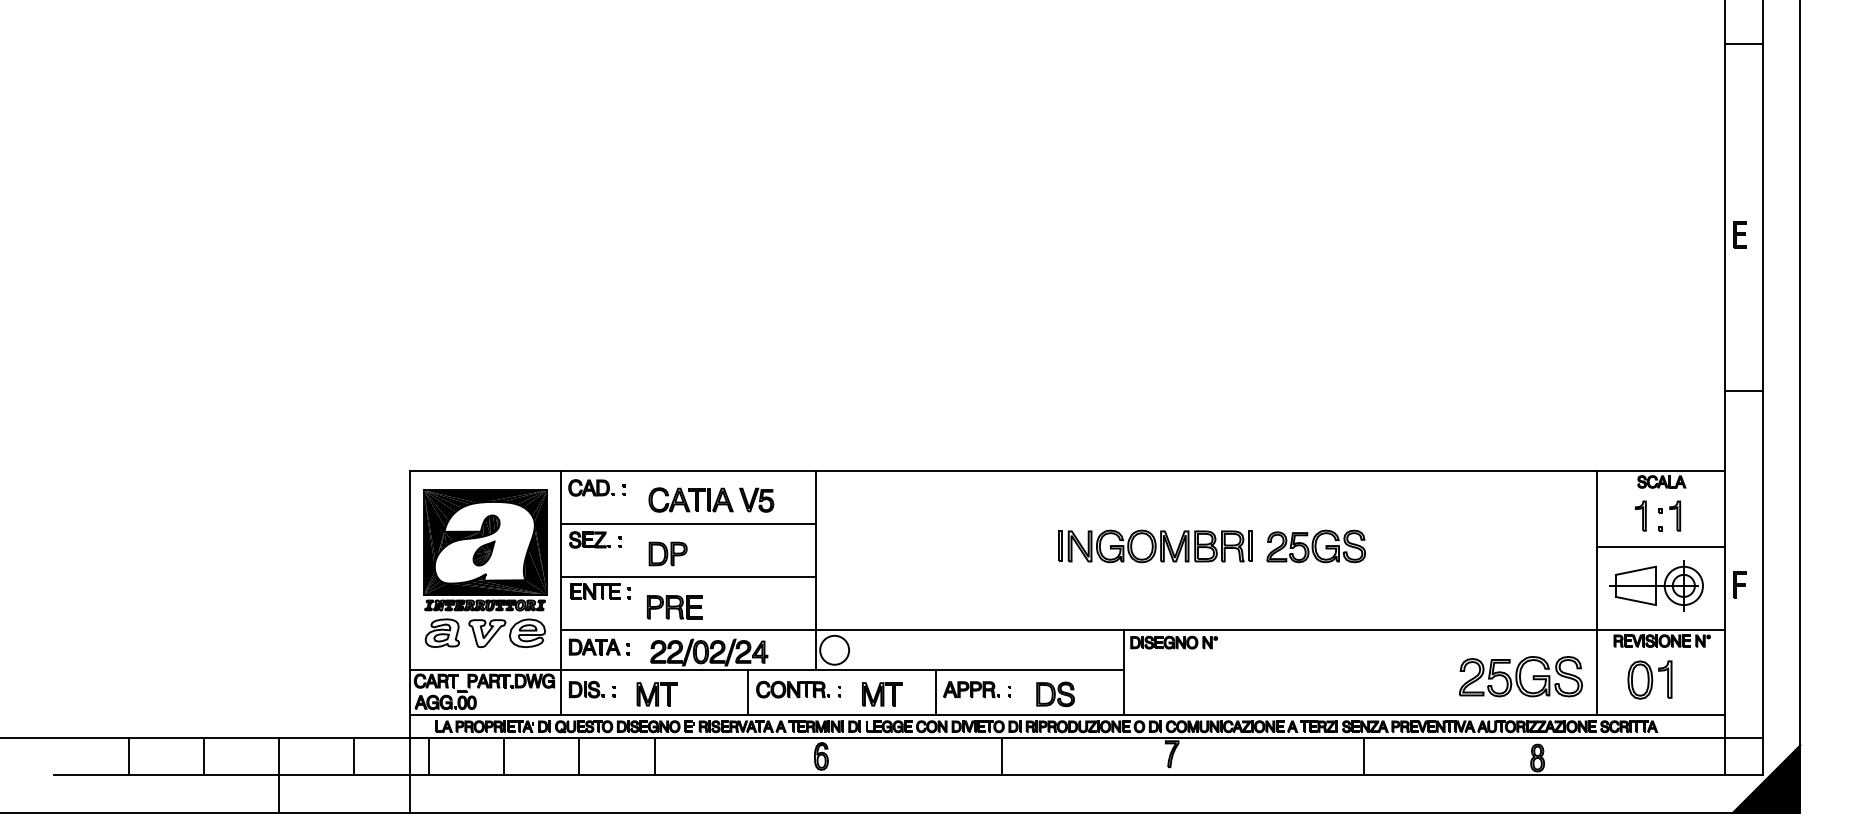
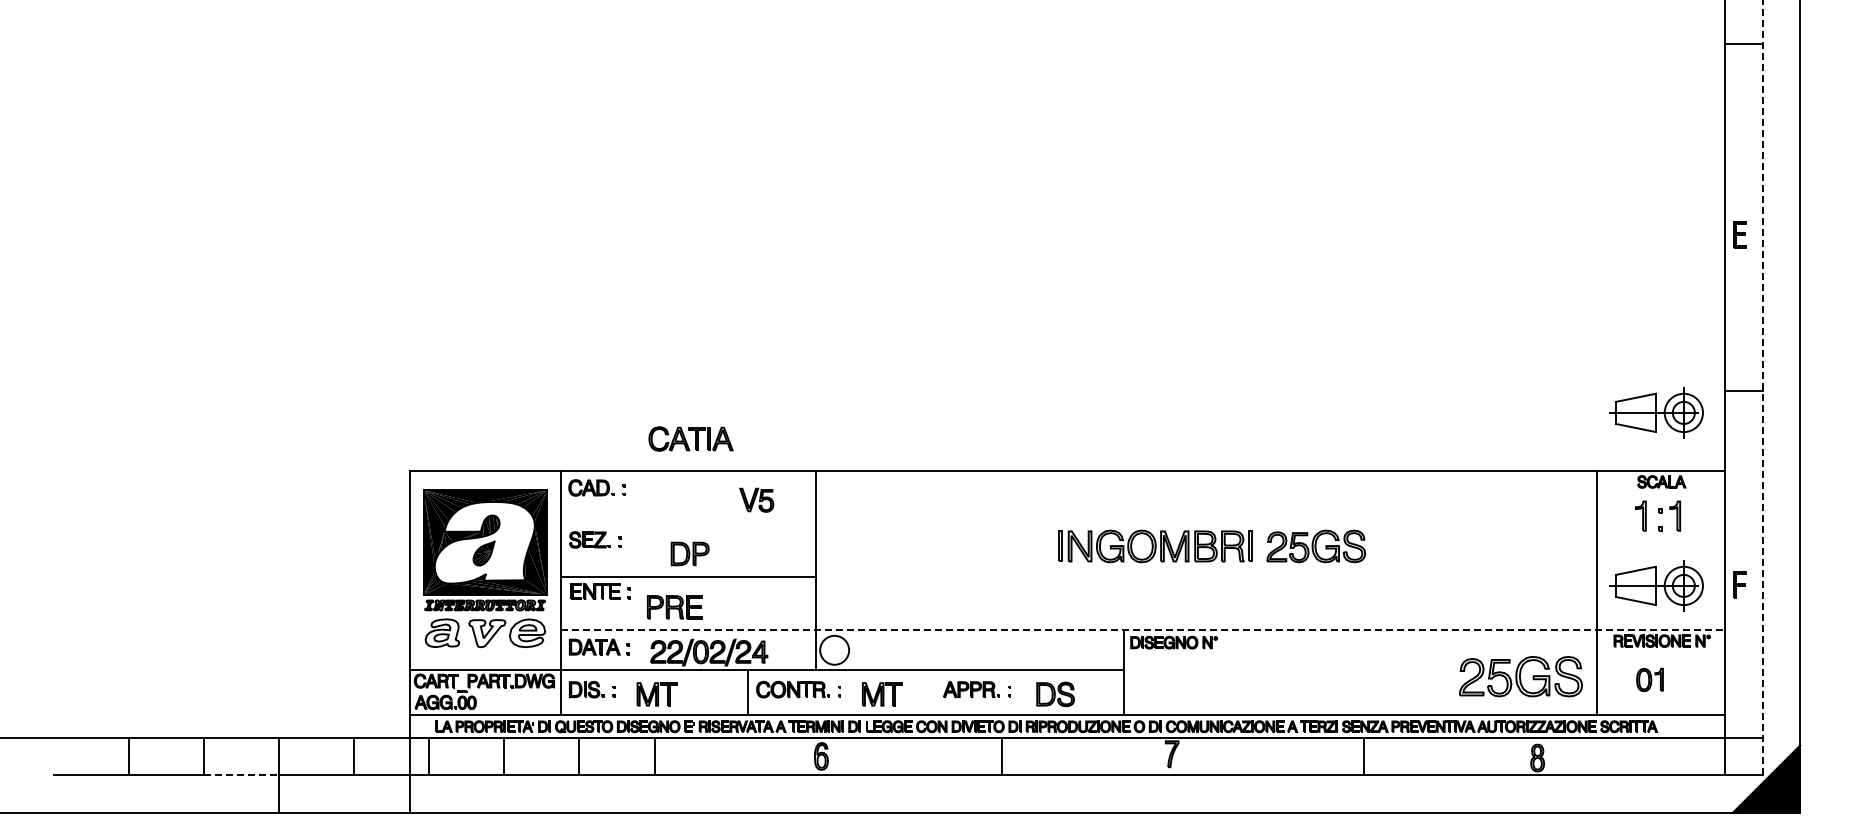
line: solid -> dashed (1762, 387)
part: none -> present (1656, 412)
part position: (690, 499) -> (690, 438) (690, 438)
line: present -> none (688, 524)
line: present -> none (1661, 547)
part position: (667, 553) -> (689, 553) (689, 553)
line: solid -> dashed (1143, 630)
part size: 46x40 px -> 28x26 px (1649, 679)
line: present -> none (936, 692)
line: solid -> dashed (241, 775)
